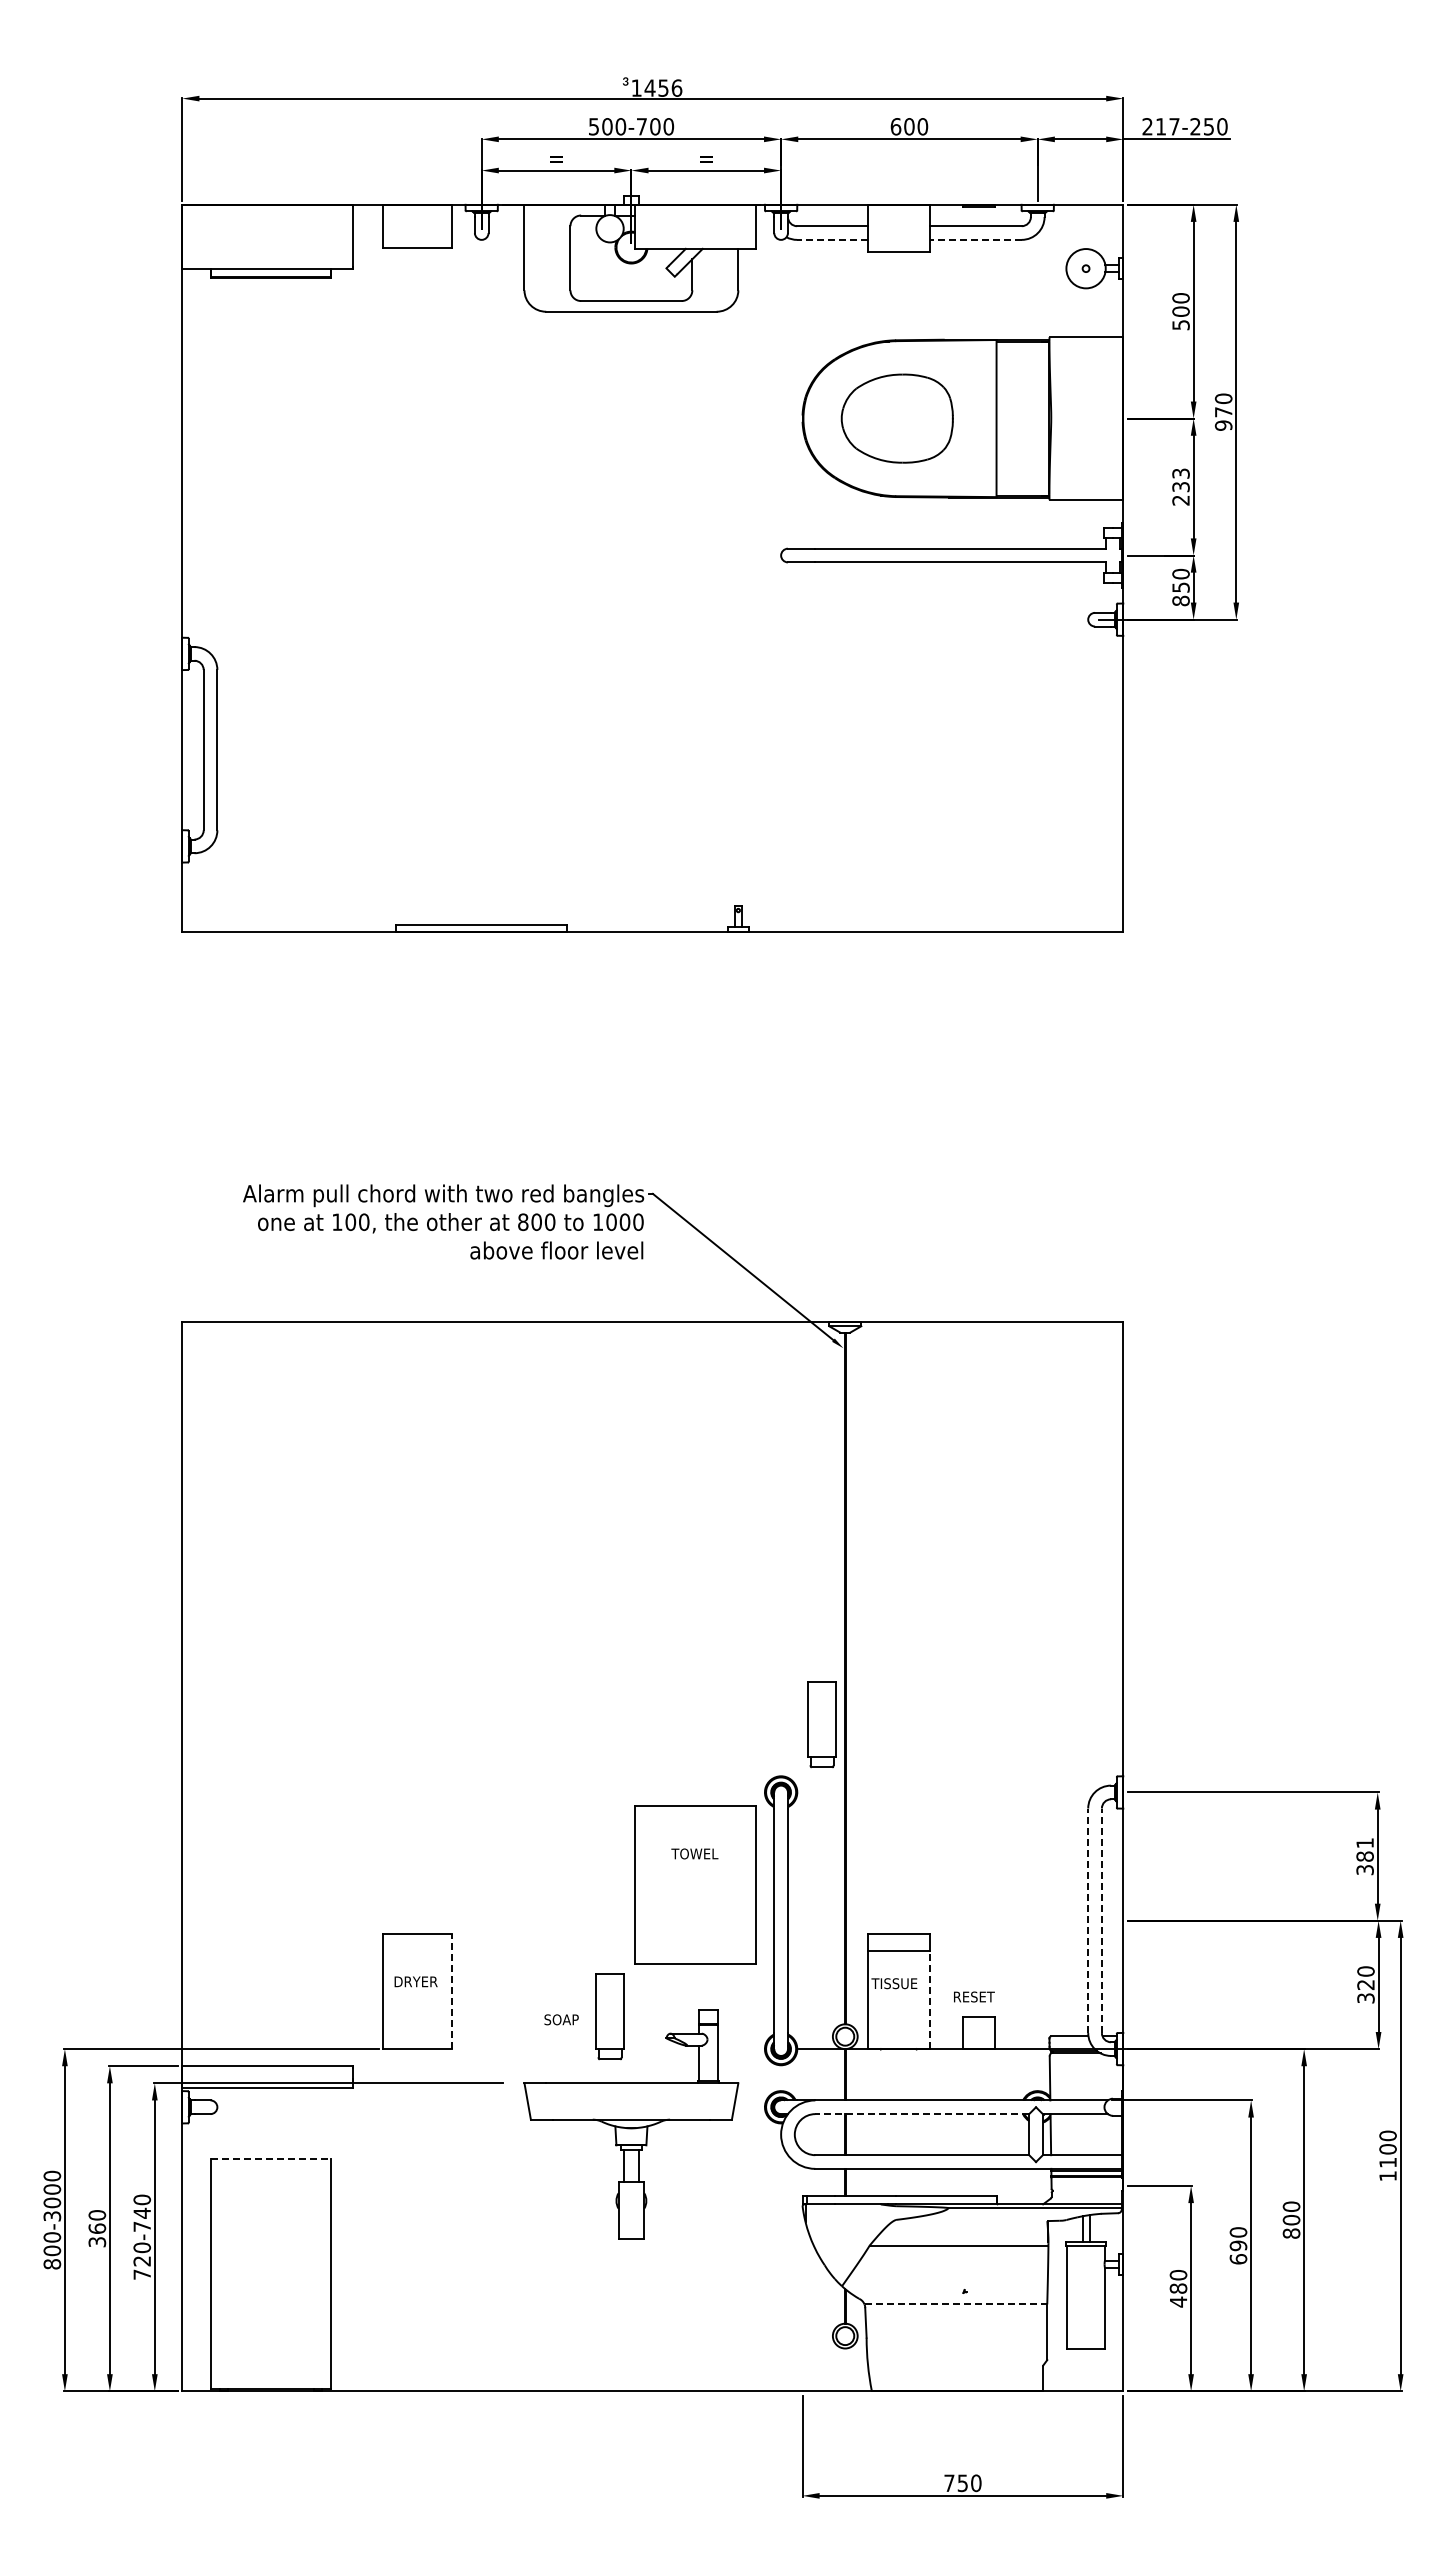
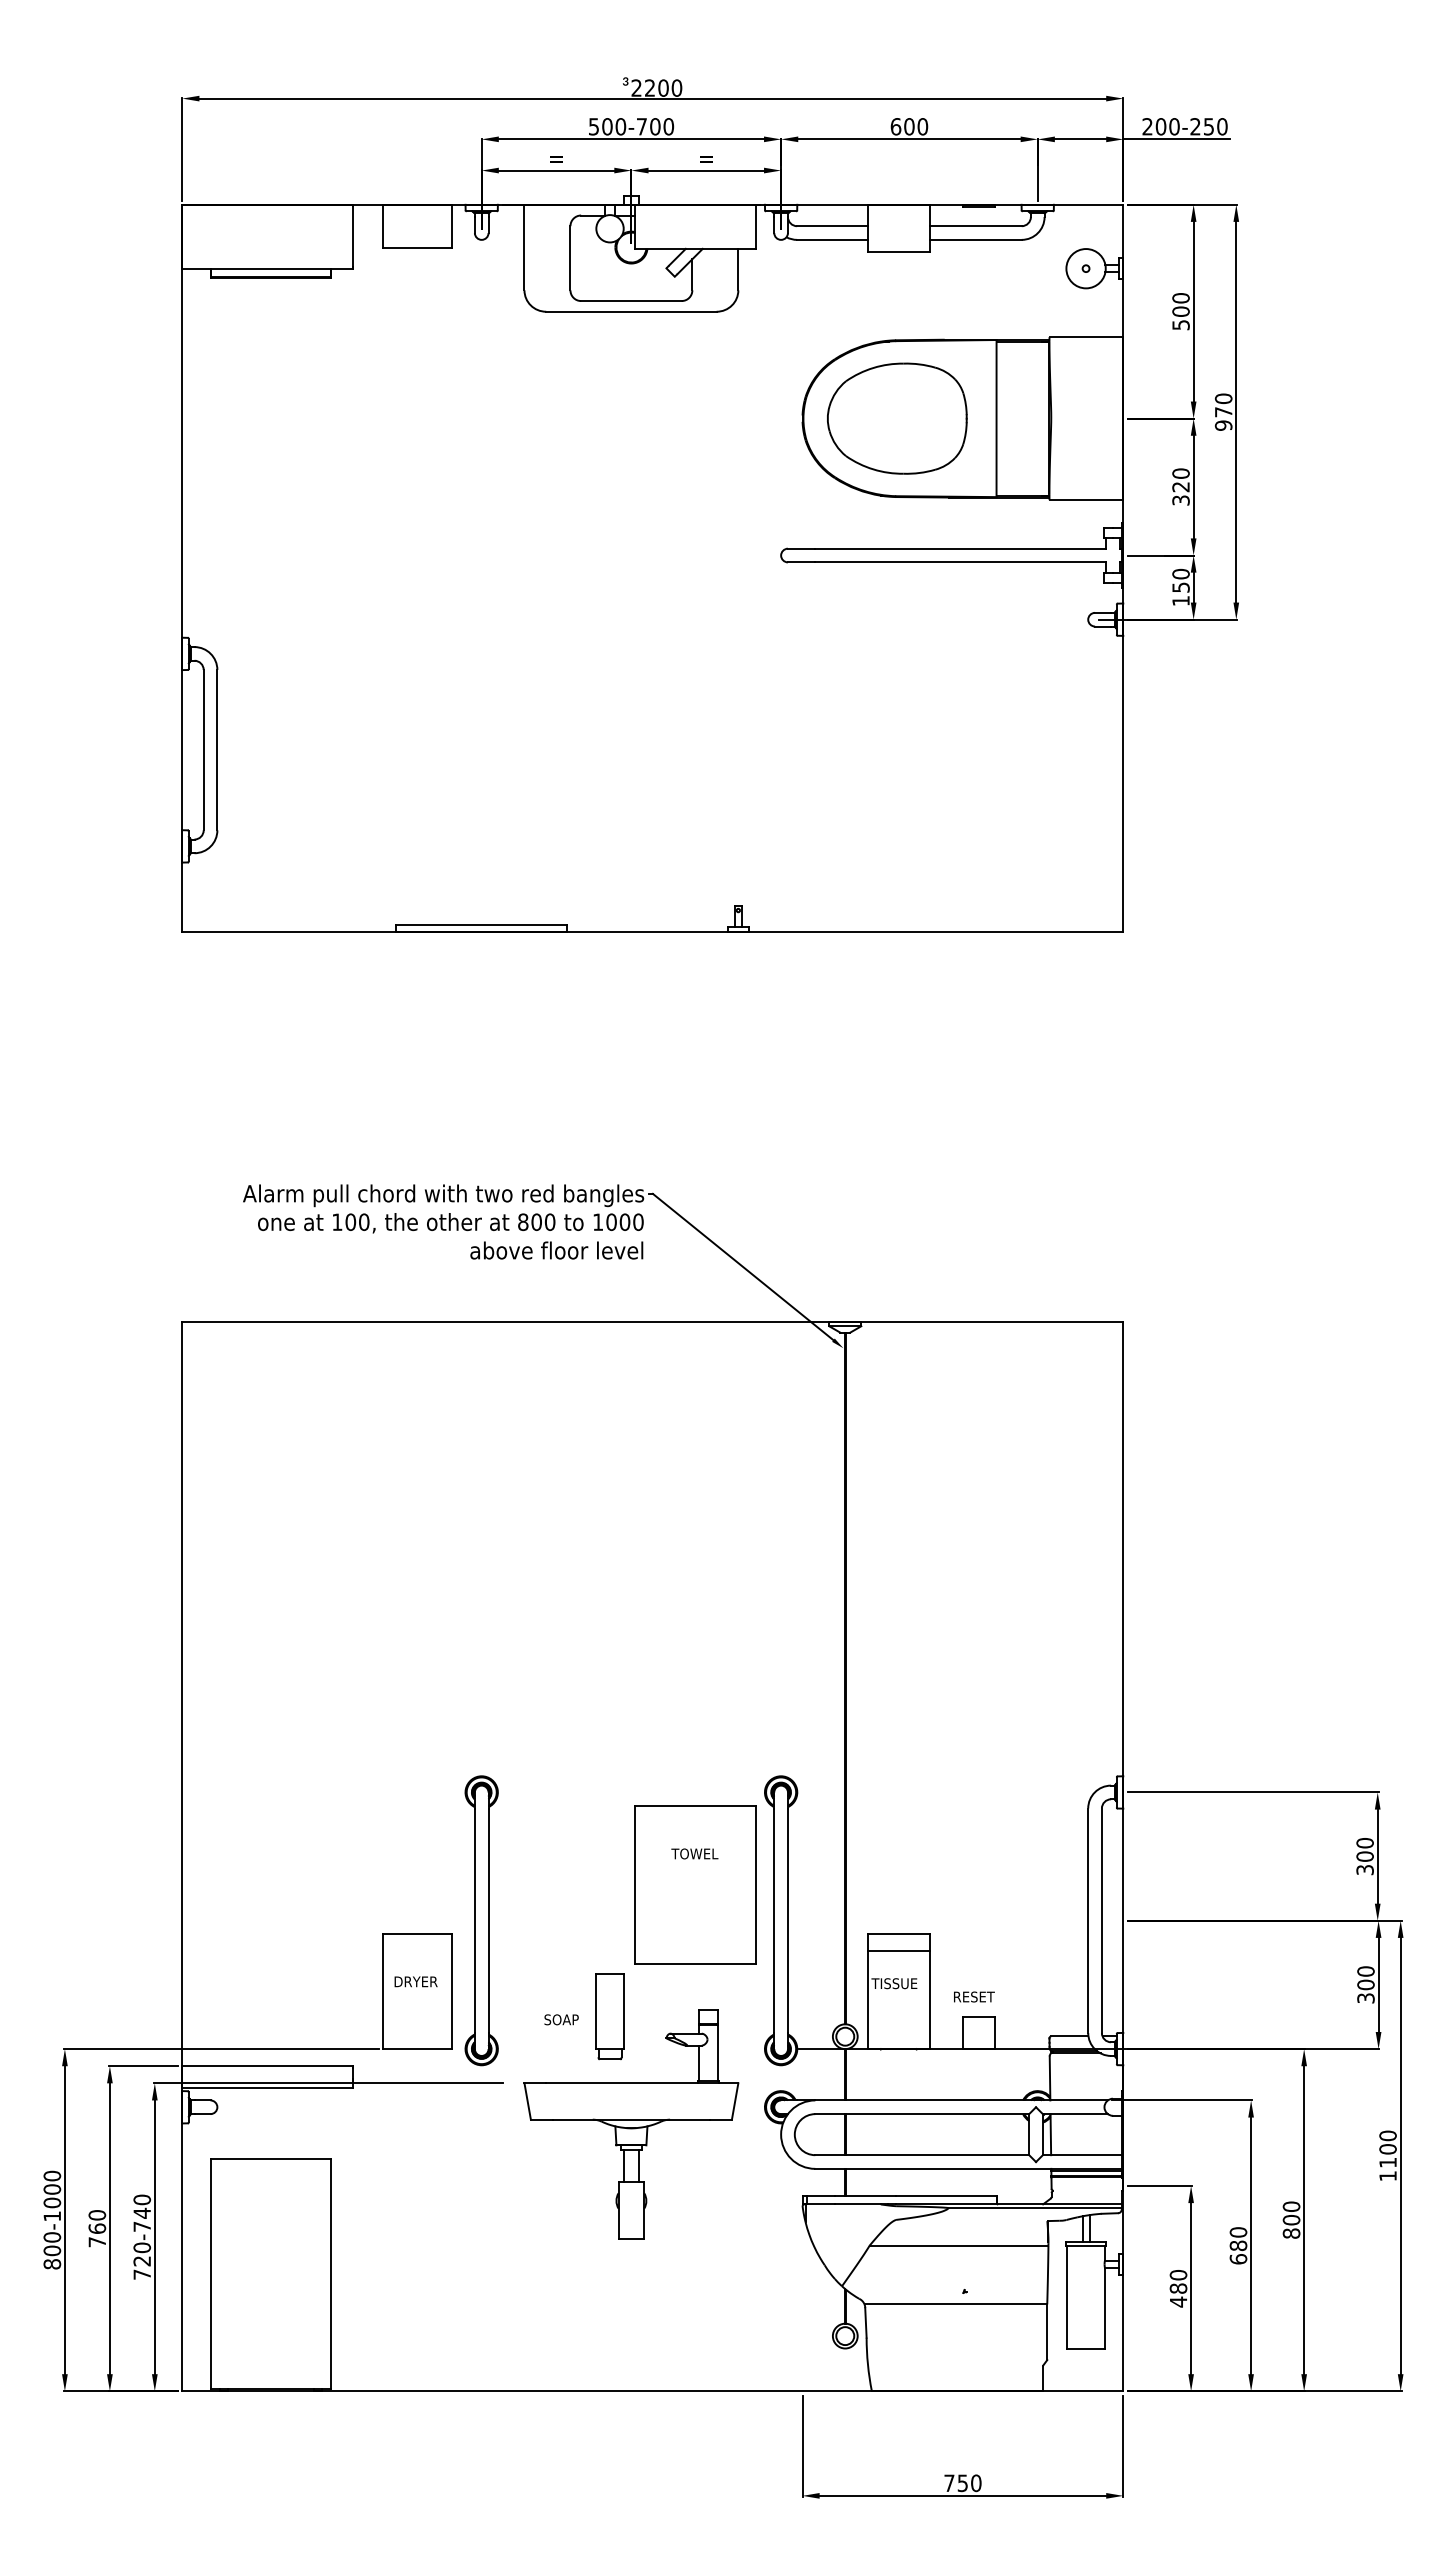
text: 1456 -> 2200 (656, 87)
text: 217-250 -> 200-250 (1167, 126)
line: dashed -> solid (831, 239)
line: dashed -> solid (975, 239)
part size: 114x91 px -> 141x113 px (897, 418)
text: 233 -> 320 (1180, 486)
text: 850 -> 150 (1180, 600)
part: present -> none (821, 1724)
text: 381 -> 300 (1364, 1849)
part: none -> present (481, 1920)
line: dashed -> solid (1088, 1920)
line: dashed -> solid (1101, 1920)
text: 320 -> 300 (1365, 1984)
line: dashed -> solid (451, 1991)
line: dashed -> solid (929, 1999)
line: dashed -> solid (922, 2114)
line: dashed -> solid (271, 2158)
text: 800-3000 -> 800-1000 (52, 2216)
text: 360 -> 760 (97, 2242)
text: 690 -> 680 (1238, 2245)
line: dashed -> solid (956, 2304)
